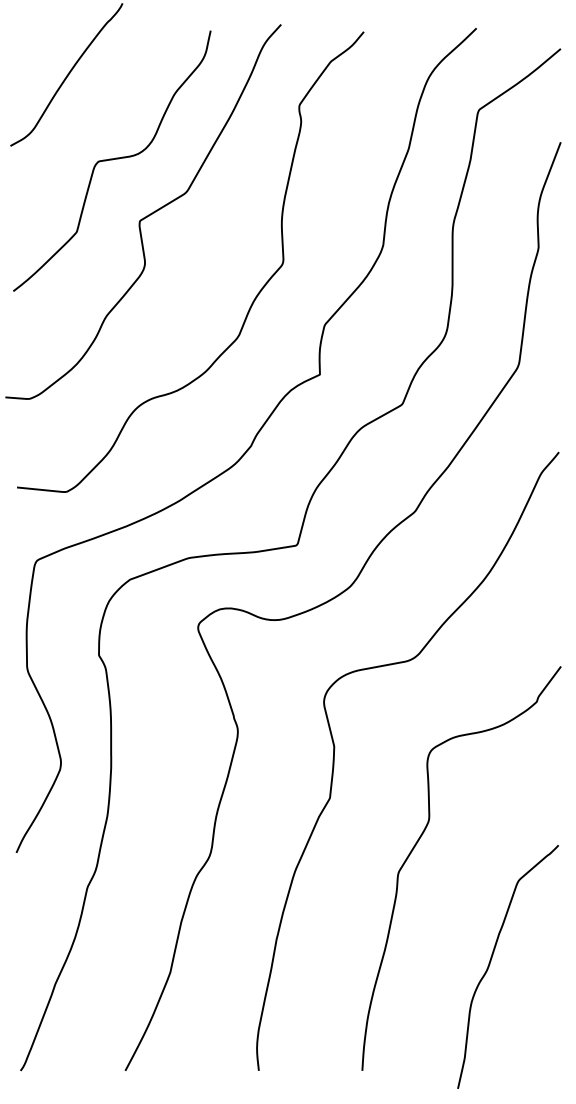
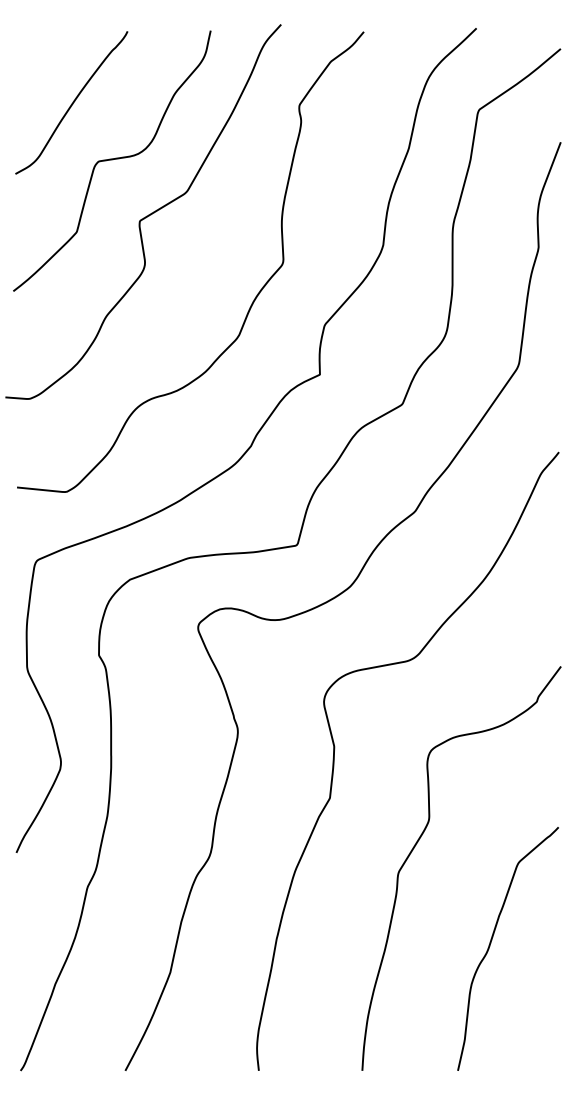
curve position: (67, 74) -> (72, 102) (72, 102)
curve position: (491, 961) -> (491, 943) (491, 943)
